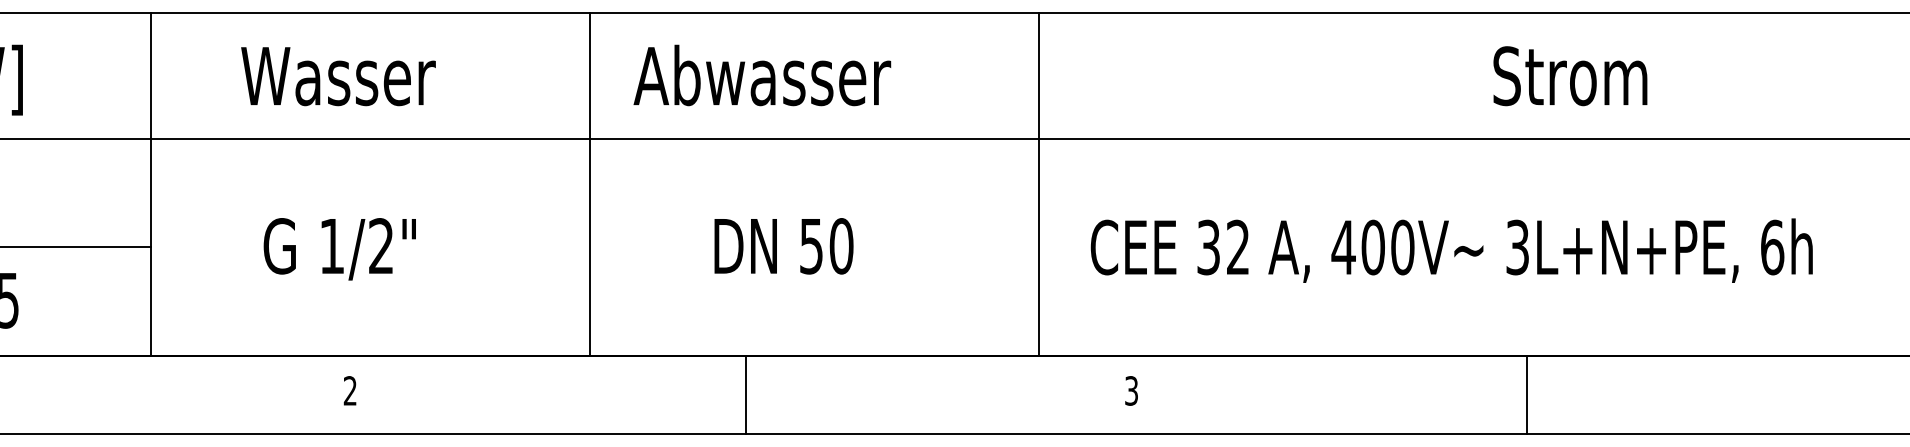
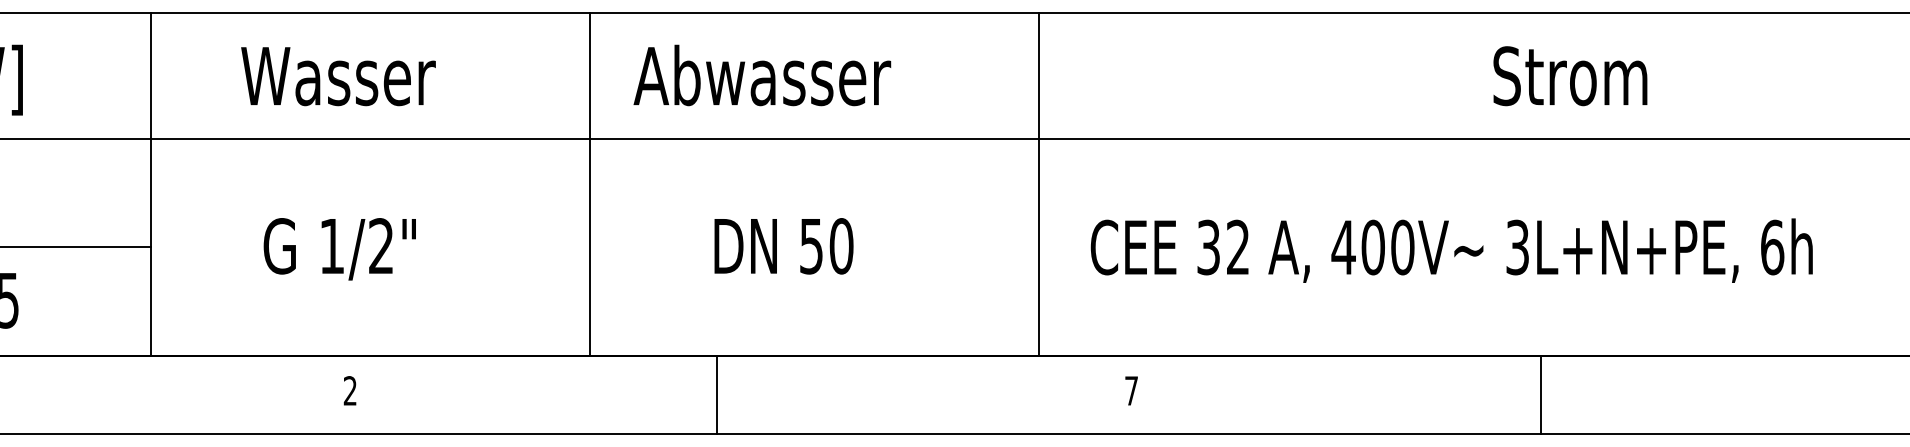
text: 3 -> 7 (1131, 390)
line position: (745, 394) -> (716, 394) (716, 394)
line position: (1526, 394) -> (1540, 394) (1540, 394)
